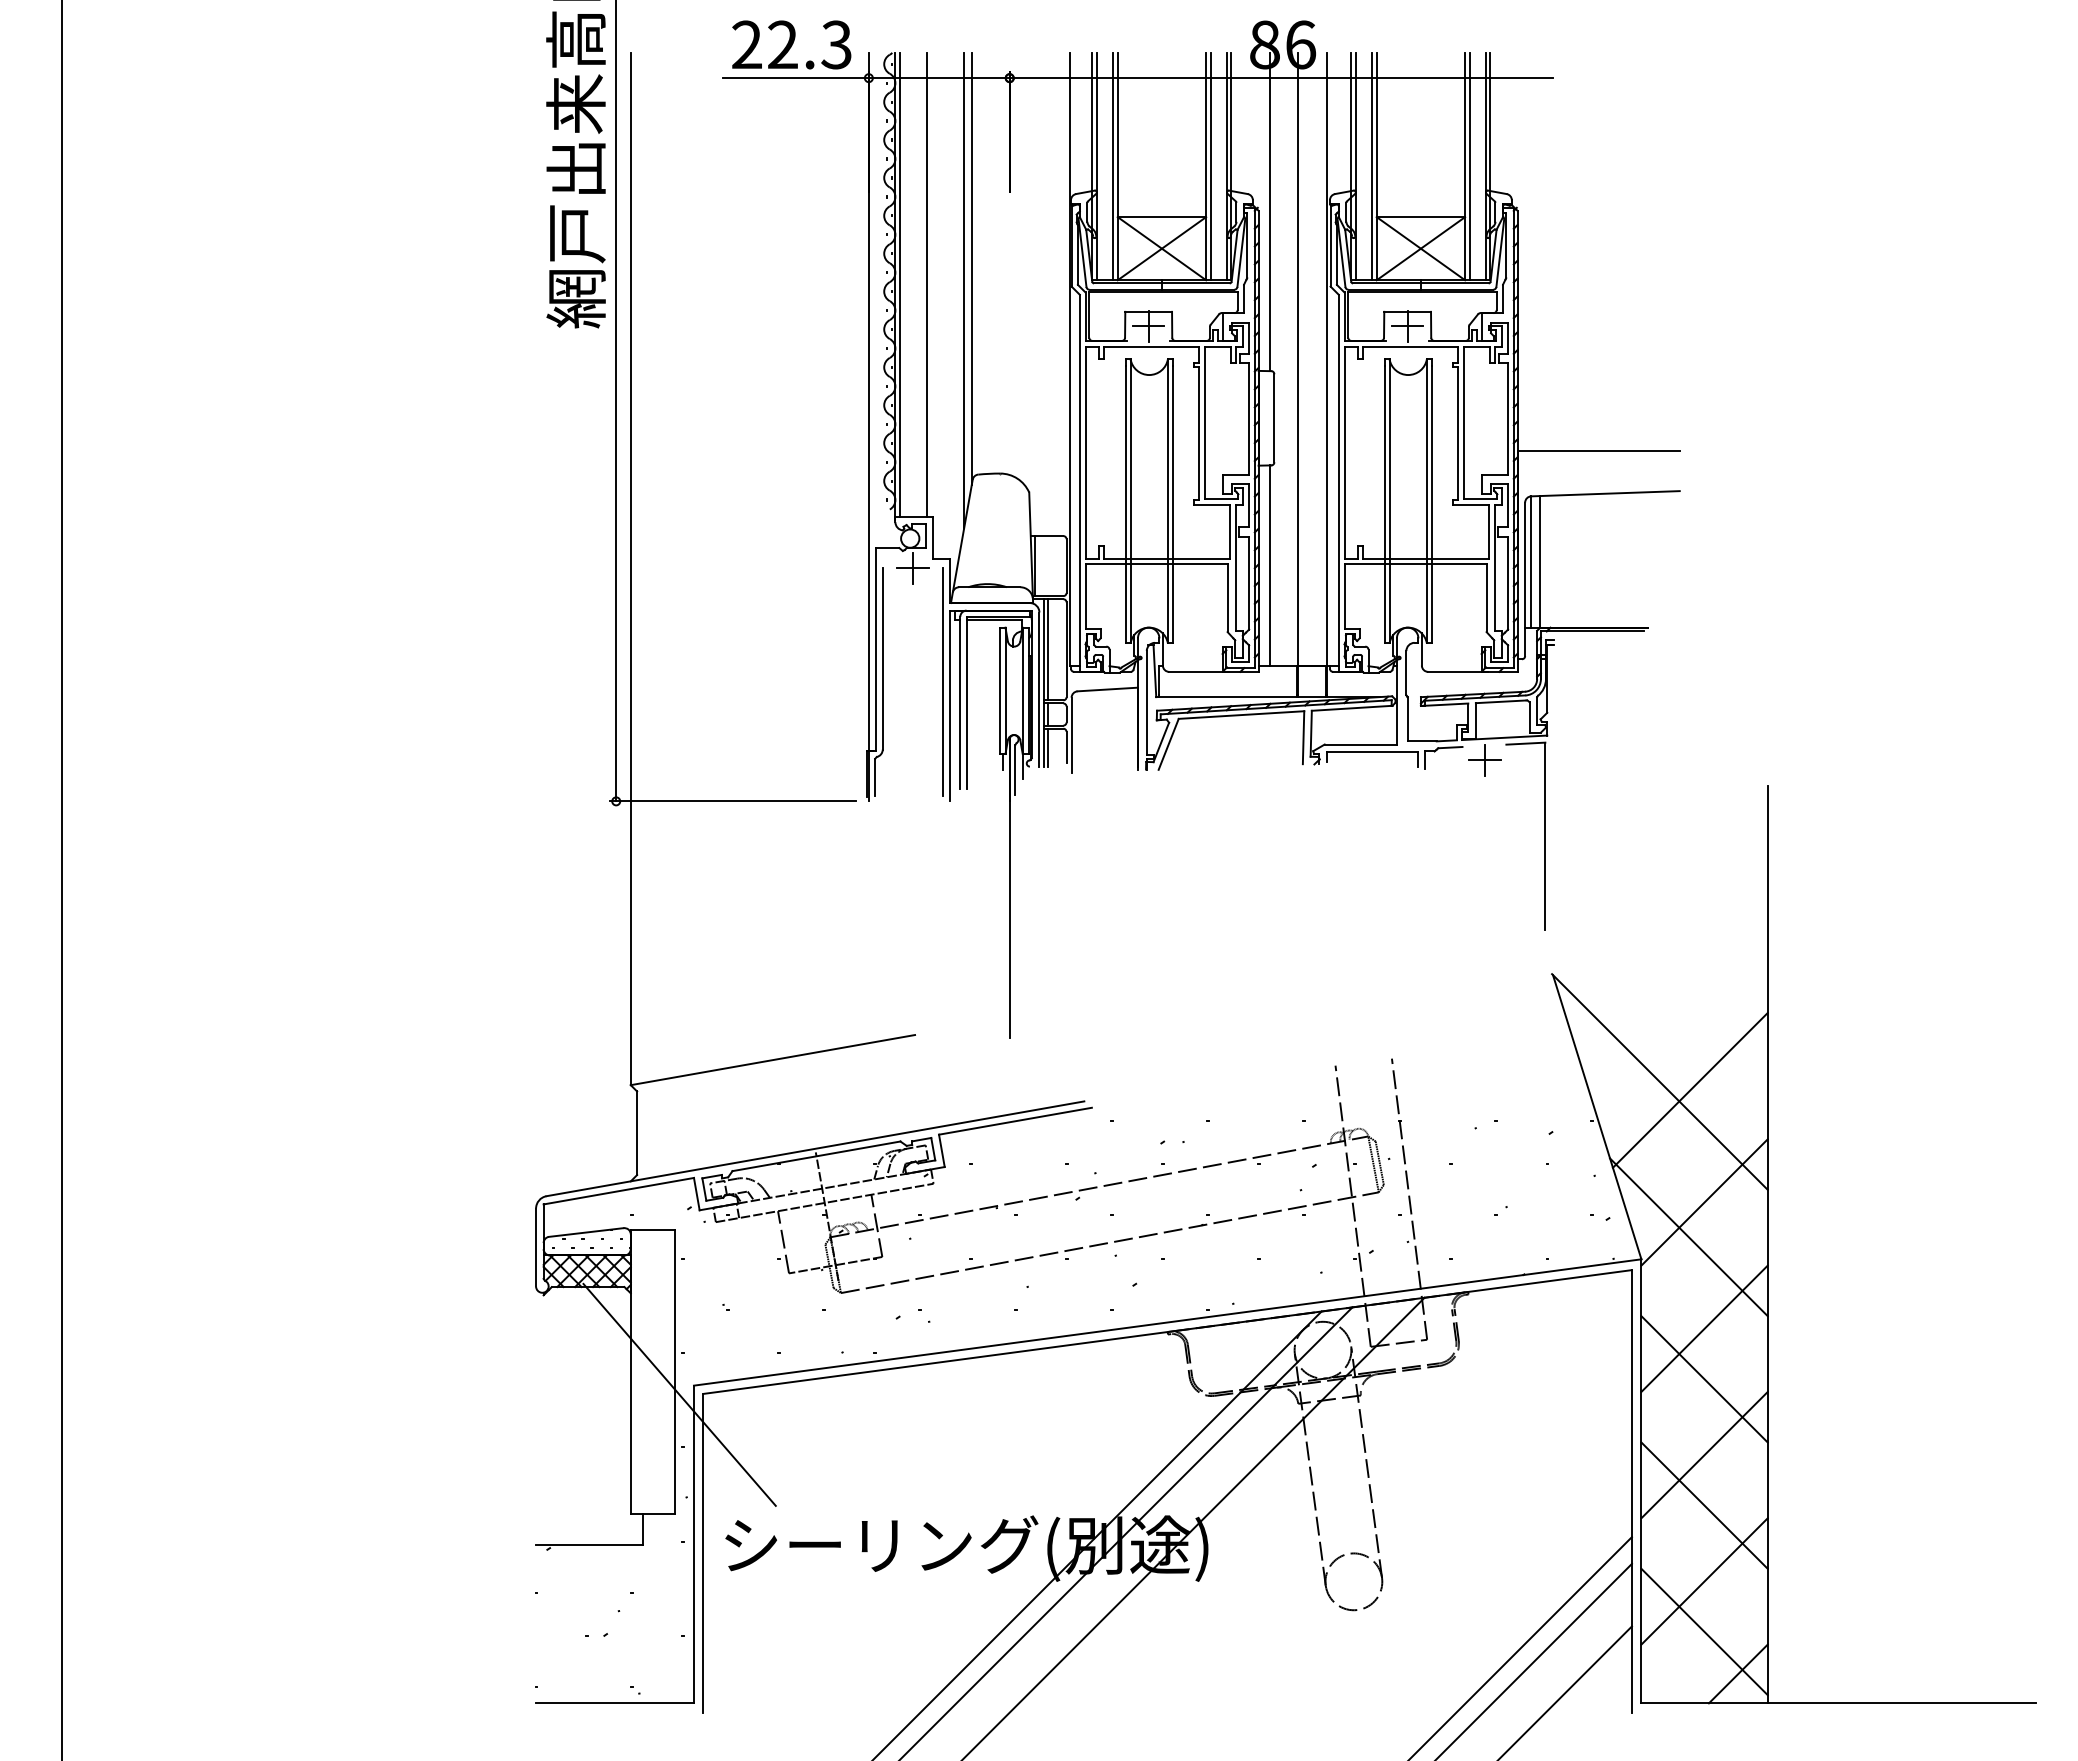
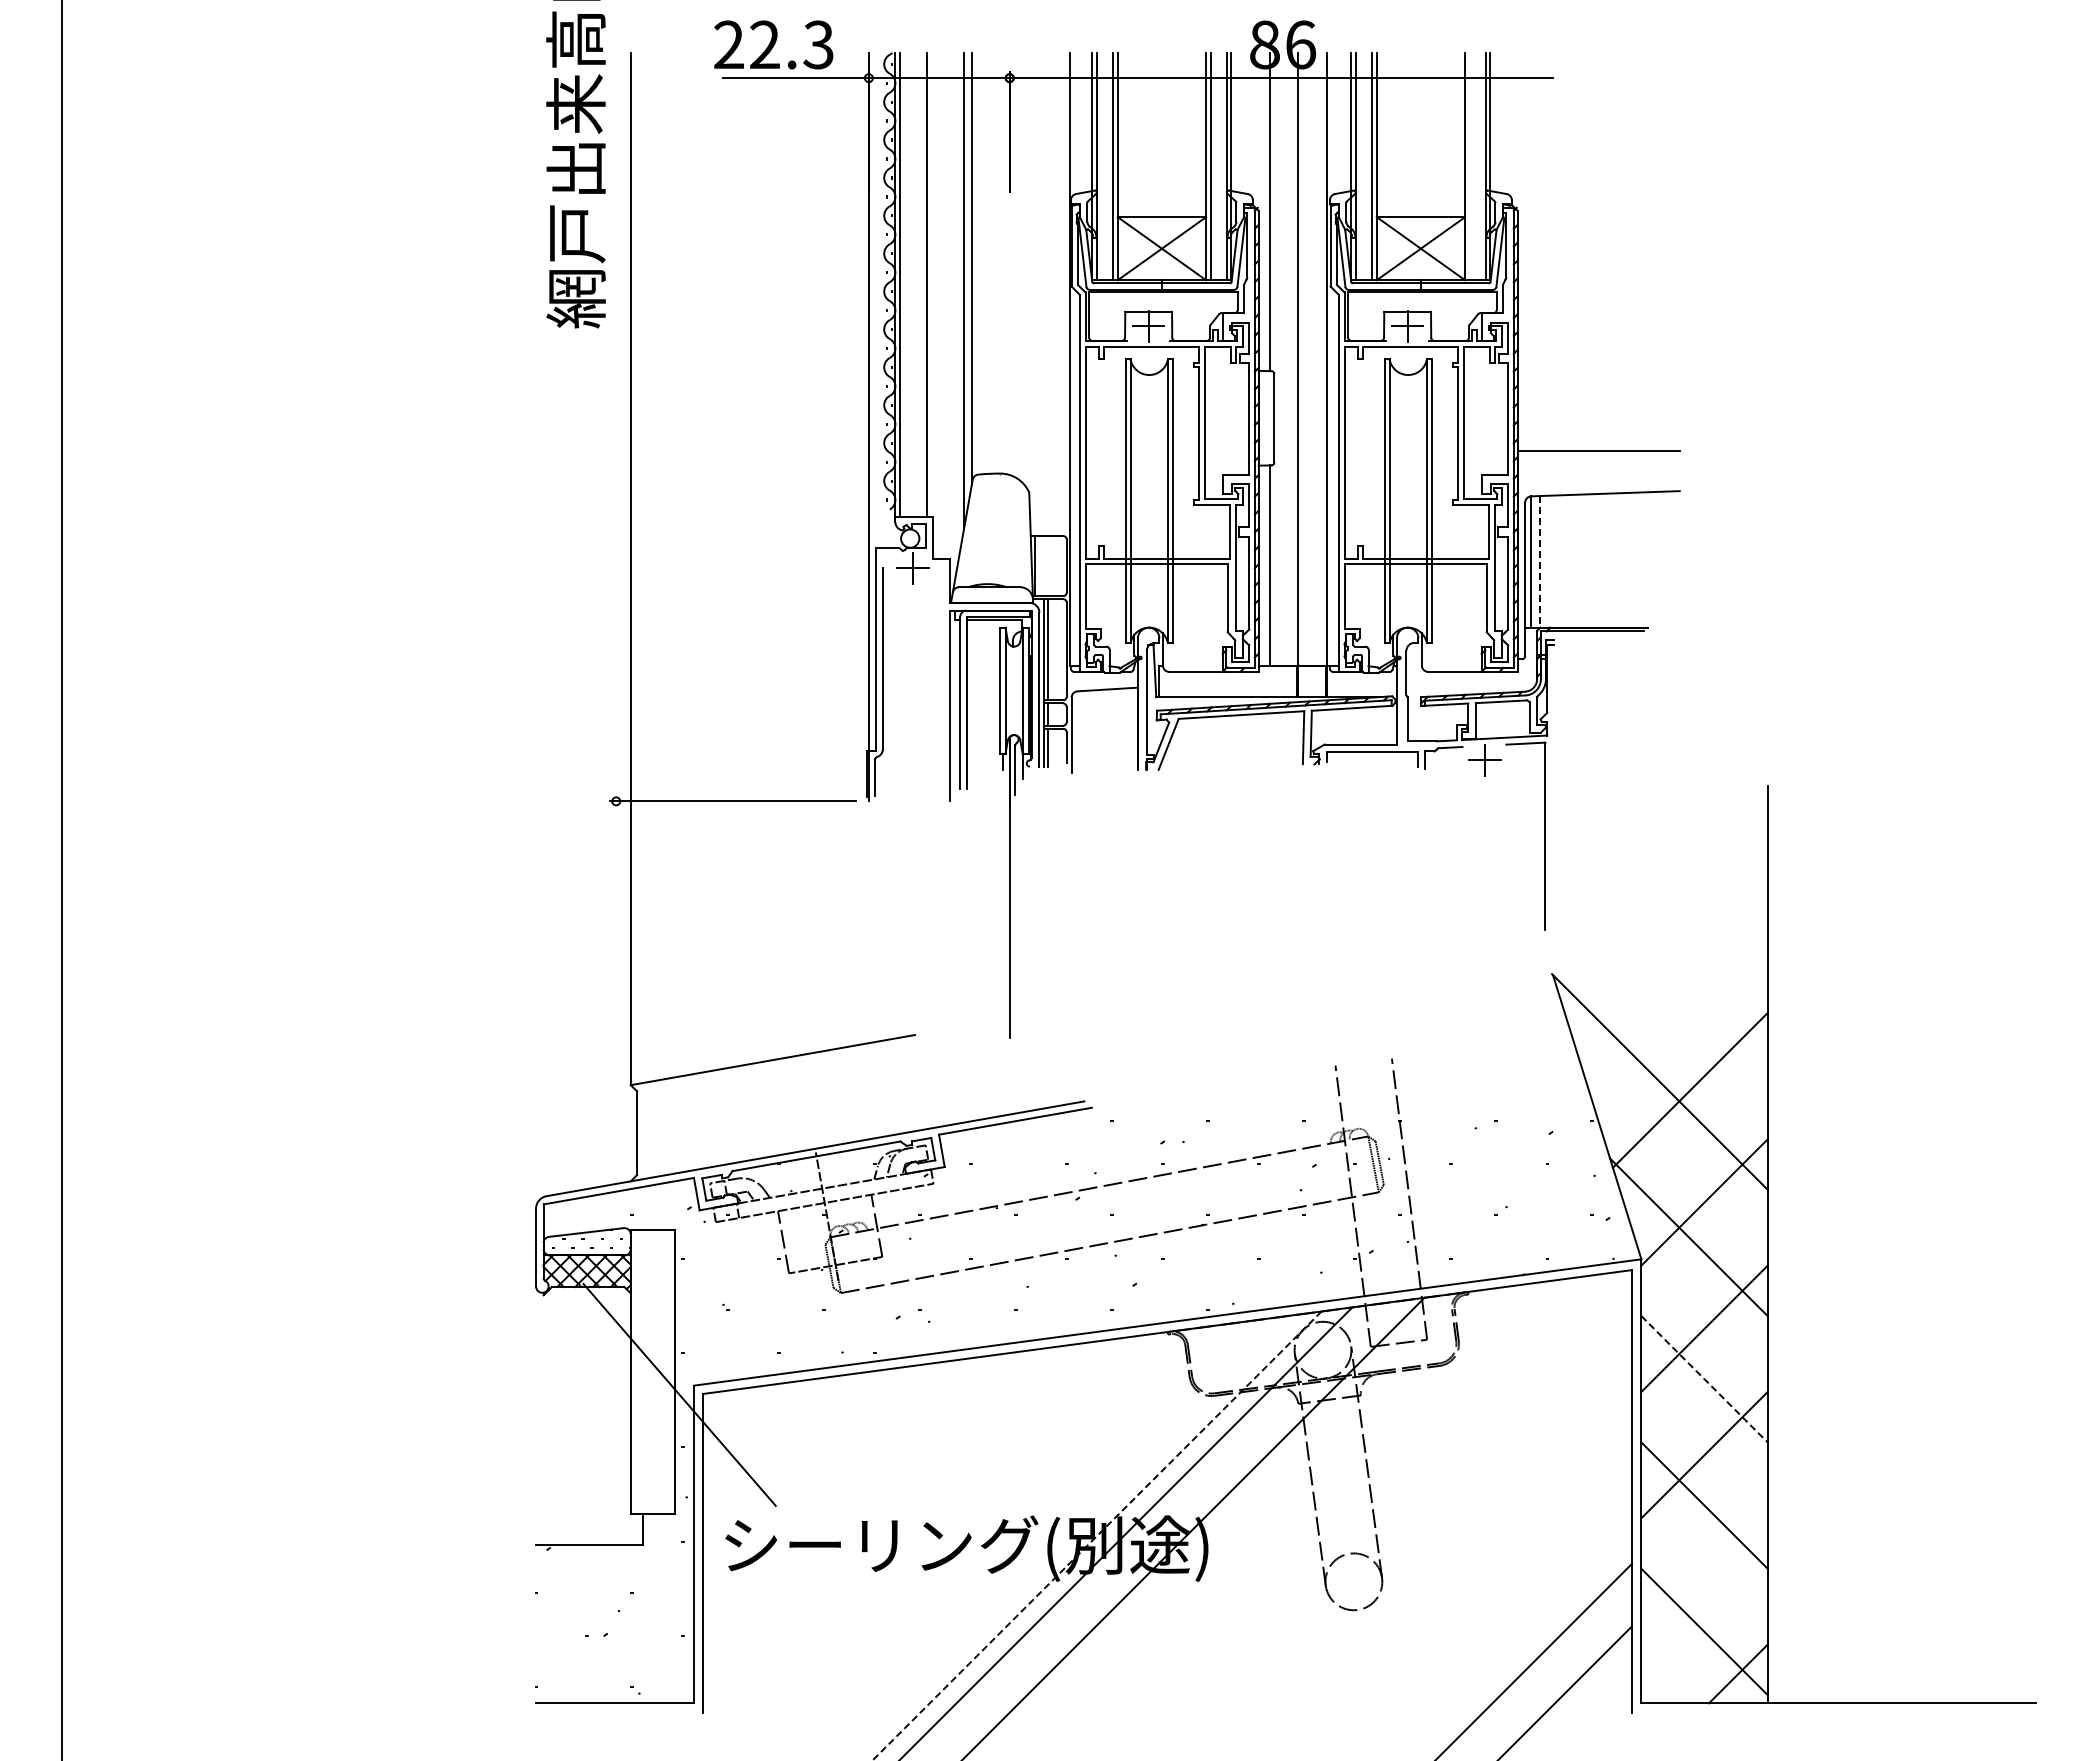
text position: (791, 44) -> (773, 44) (773, 44)
line: present -> none (1469, 166)
line: present -> none (616, 401)
line: solid -> dashed (1540, 561)
line: present -> none (943, 681)
line: solid -> dashed (1704, 1379)
line: solid -> dashed (1096, 1536)
line: present -> none (1704, 1581)
line: present -> none (1521, 1647)
